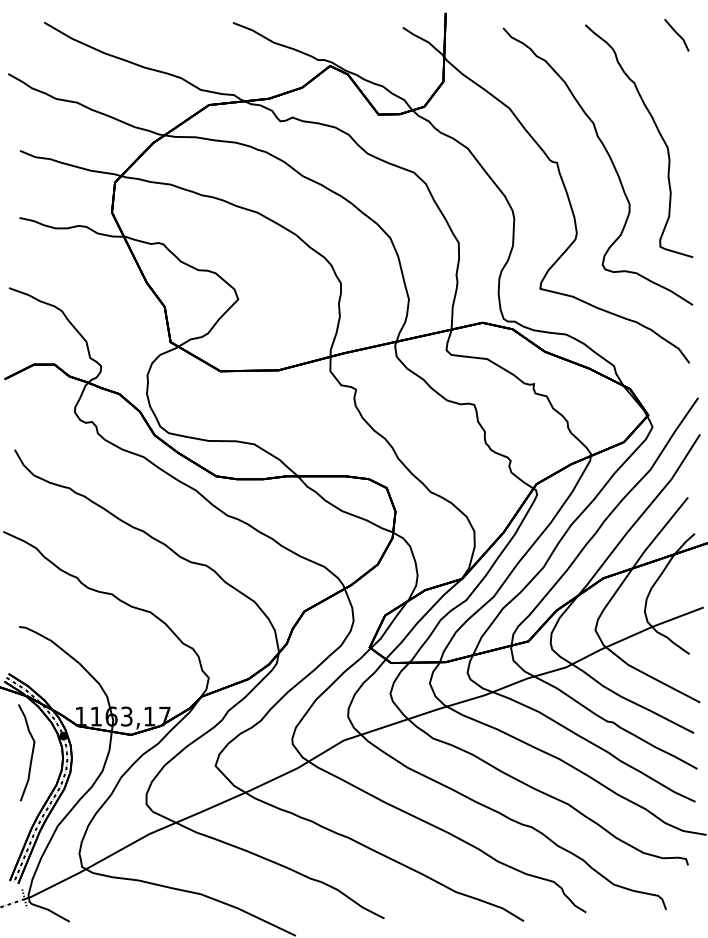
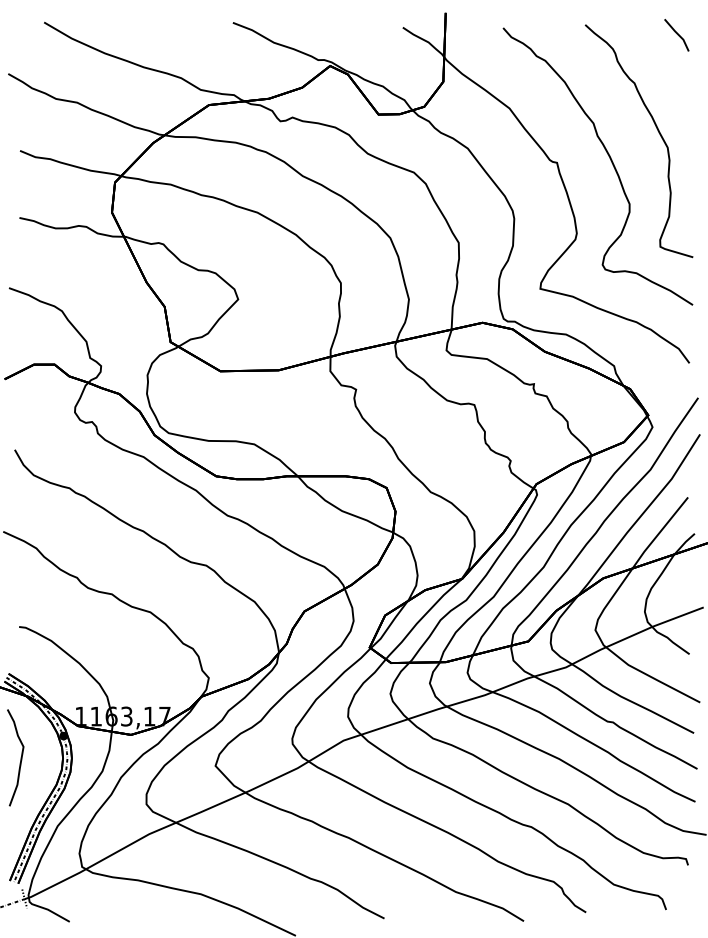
curve position: (31, 752) -> (20, 757) (20, 757)
